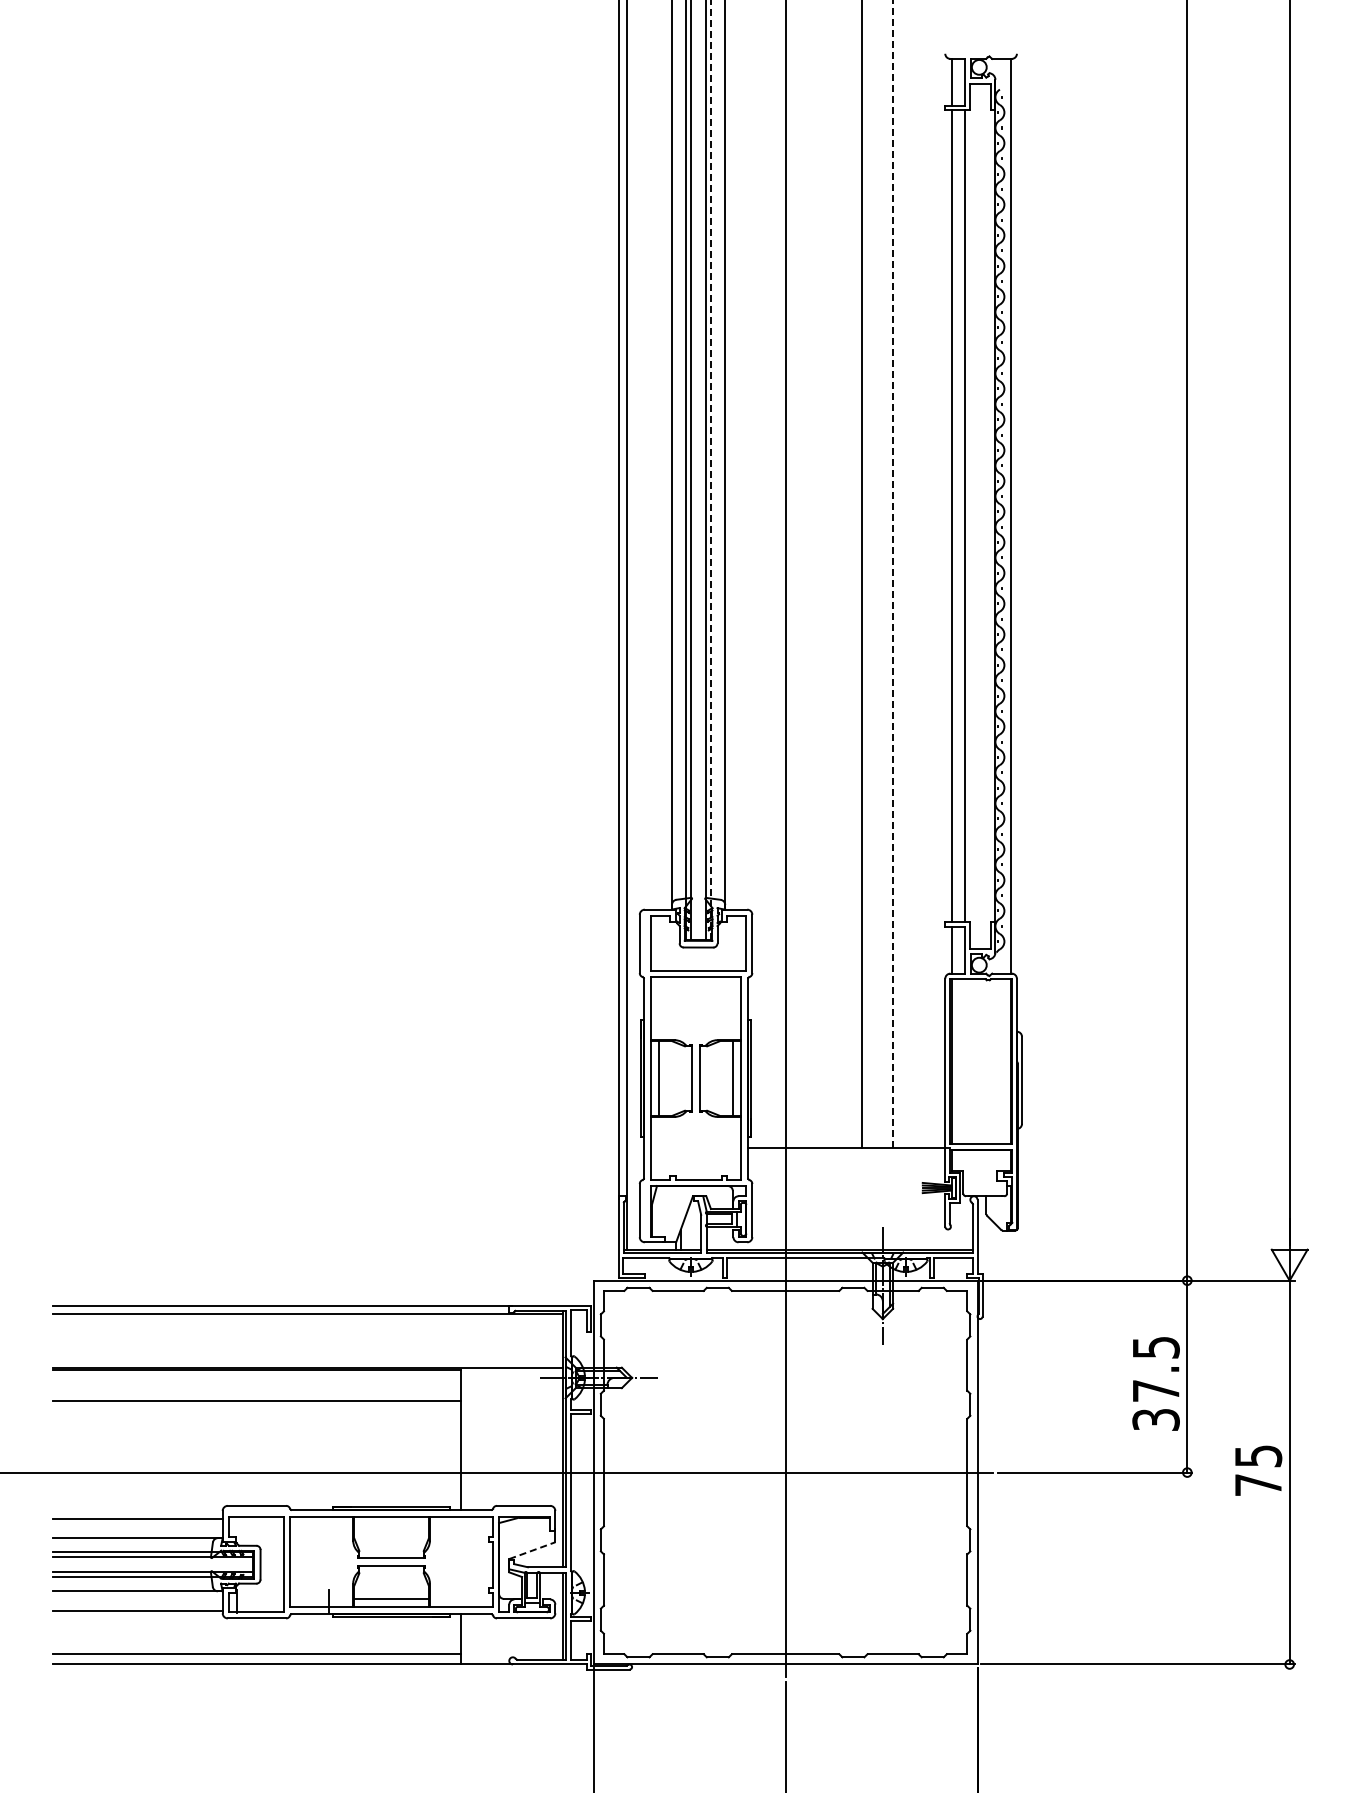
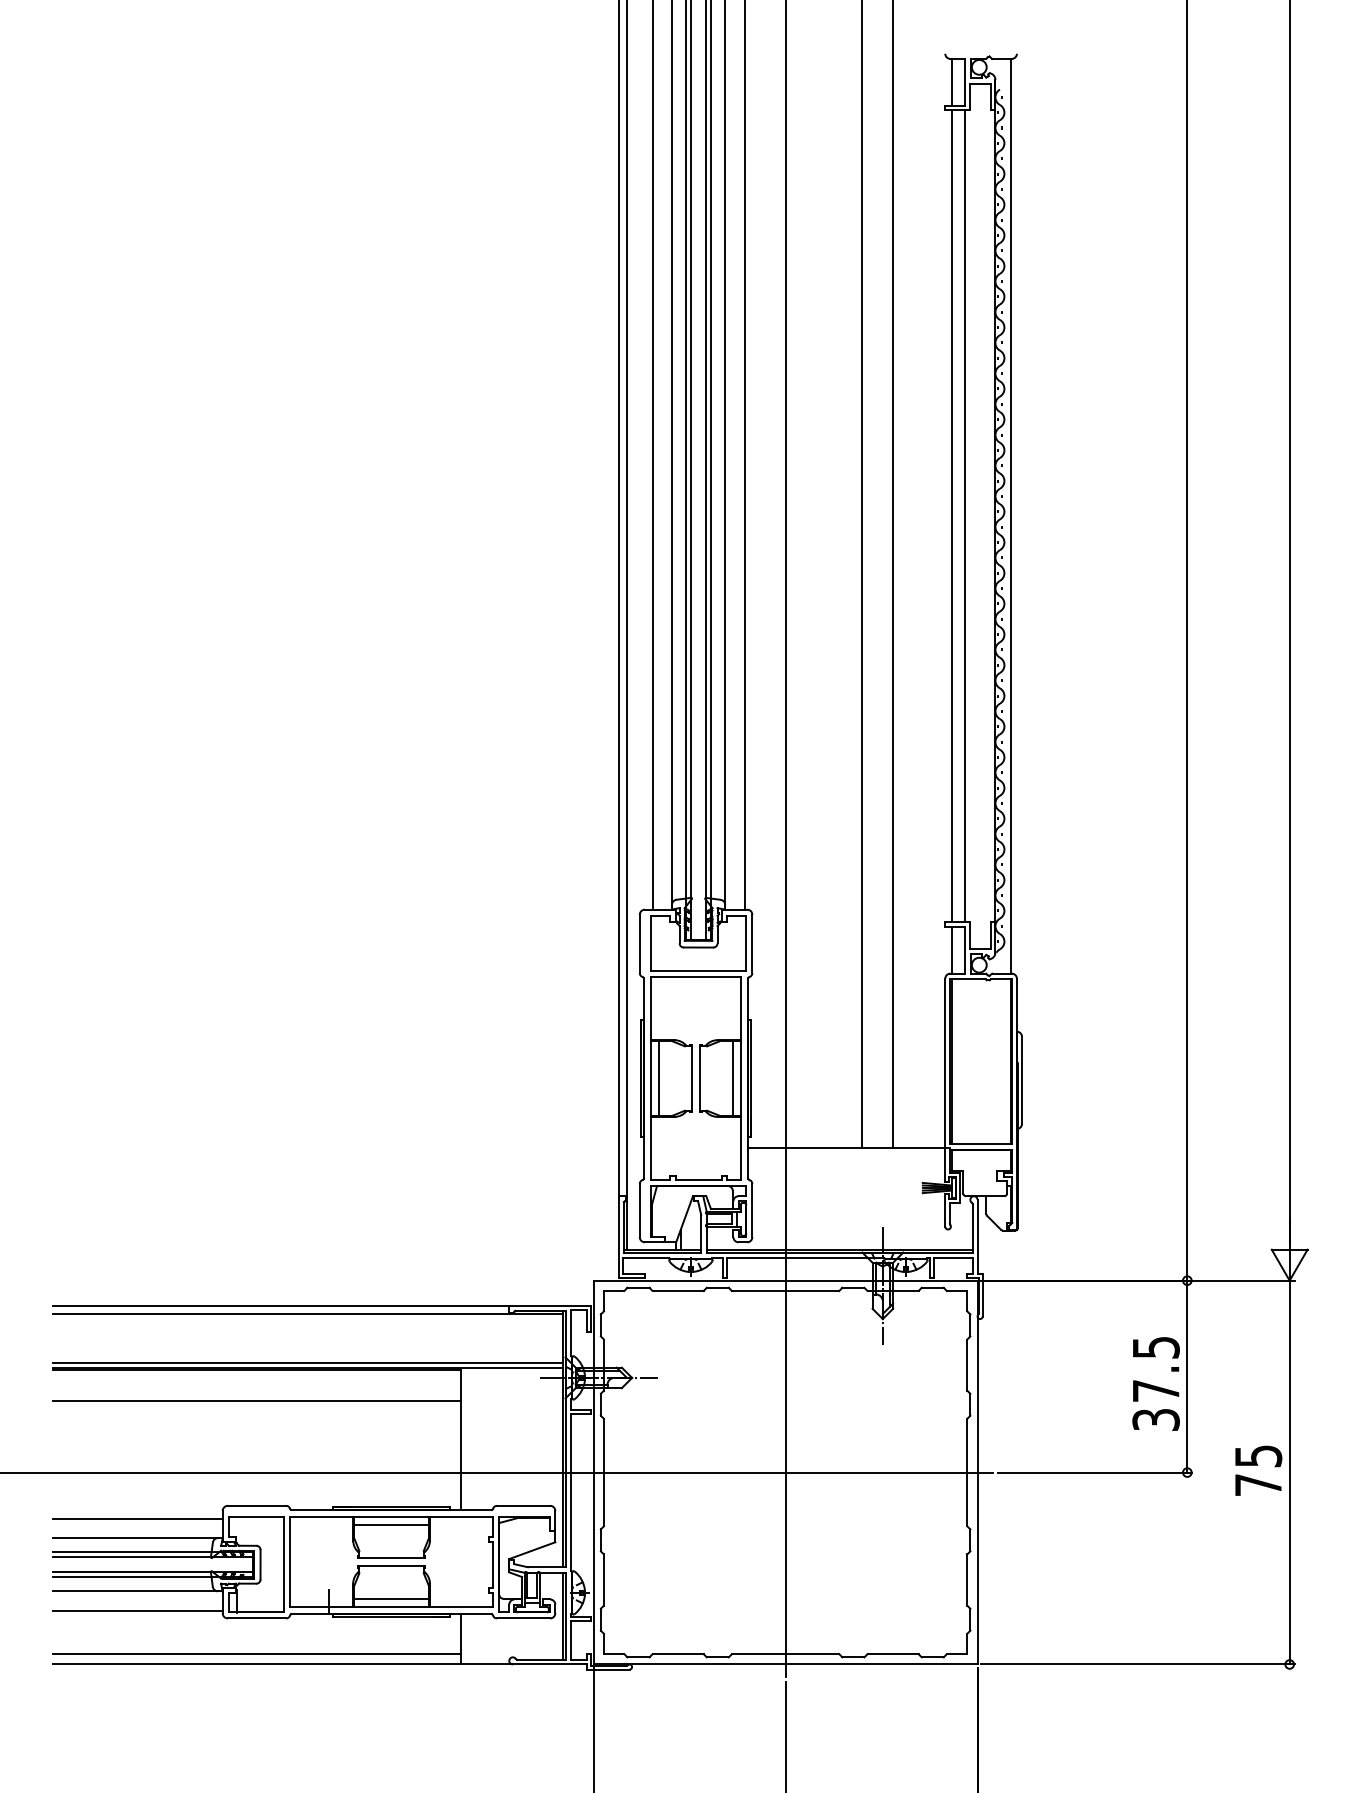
line: none -> present (652, 455)
line: none -> present (744, 455)
line: dashed -> solid (711, 470)
line: dashed -> solid (893, 574)
line: none -> present (308, 1362)
line: none -> present (391, 1525)
line: dashed -> solid (532, 1550)
